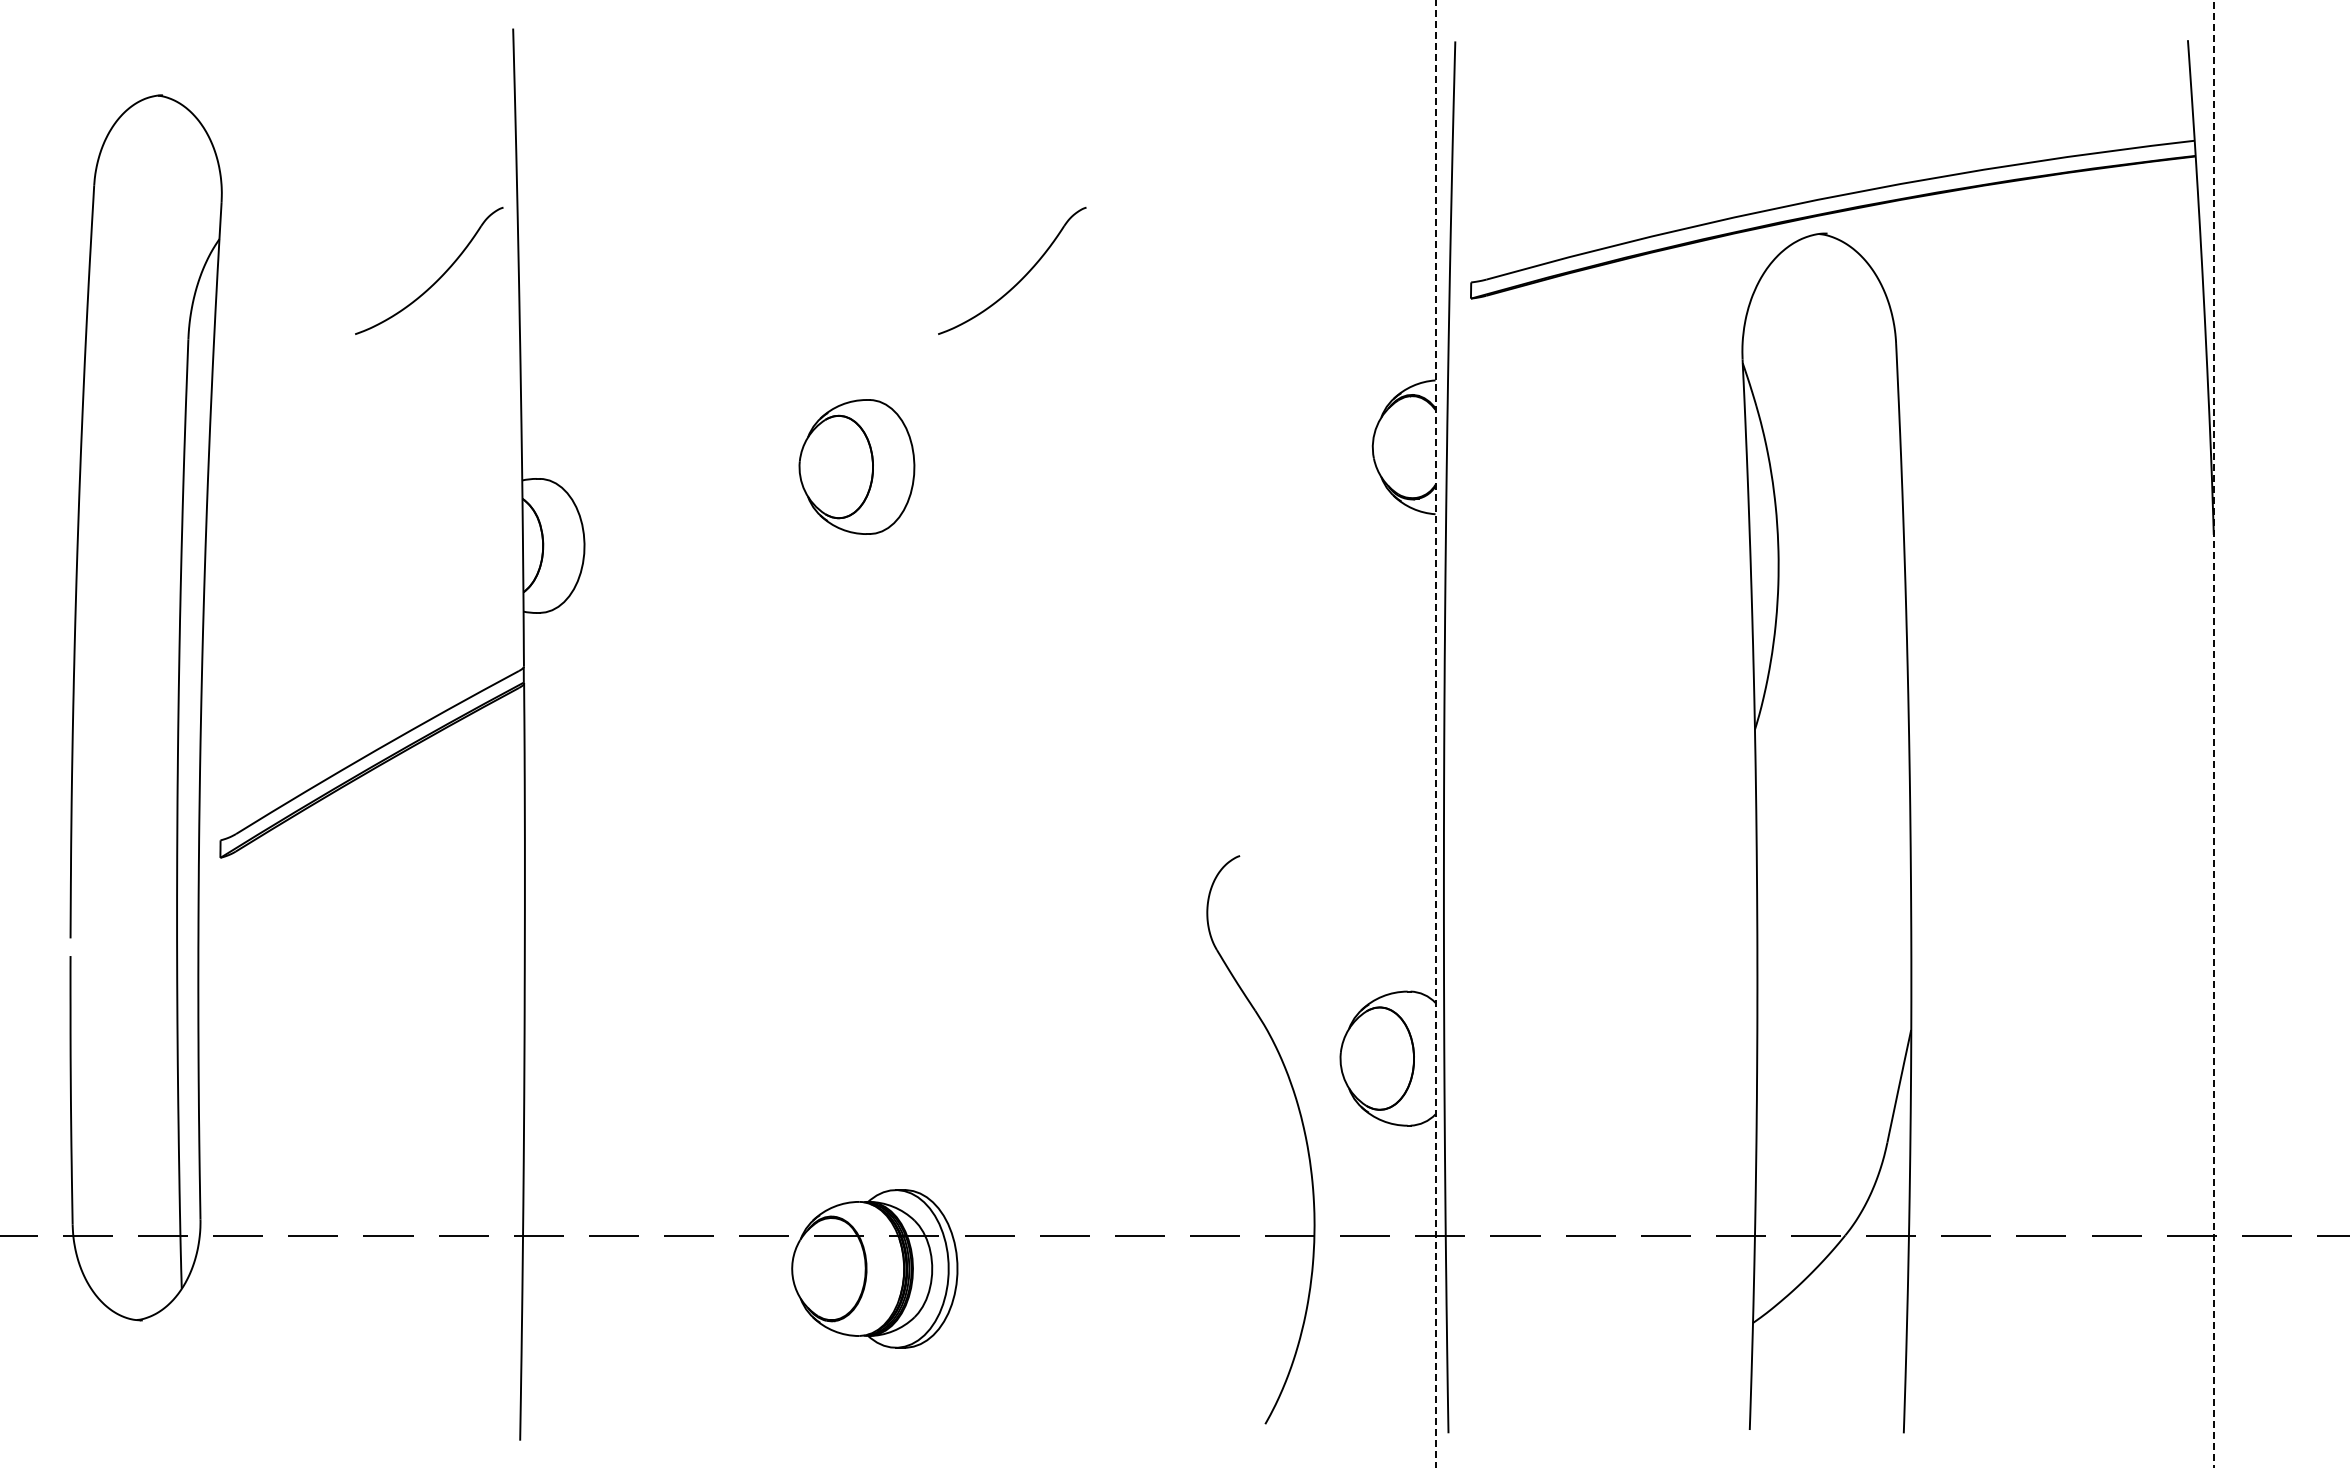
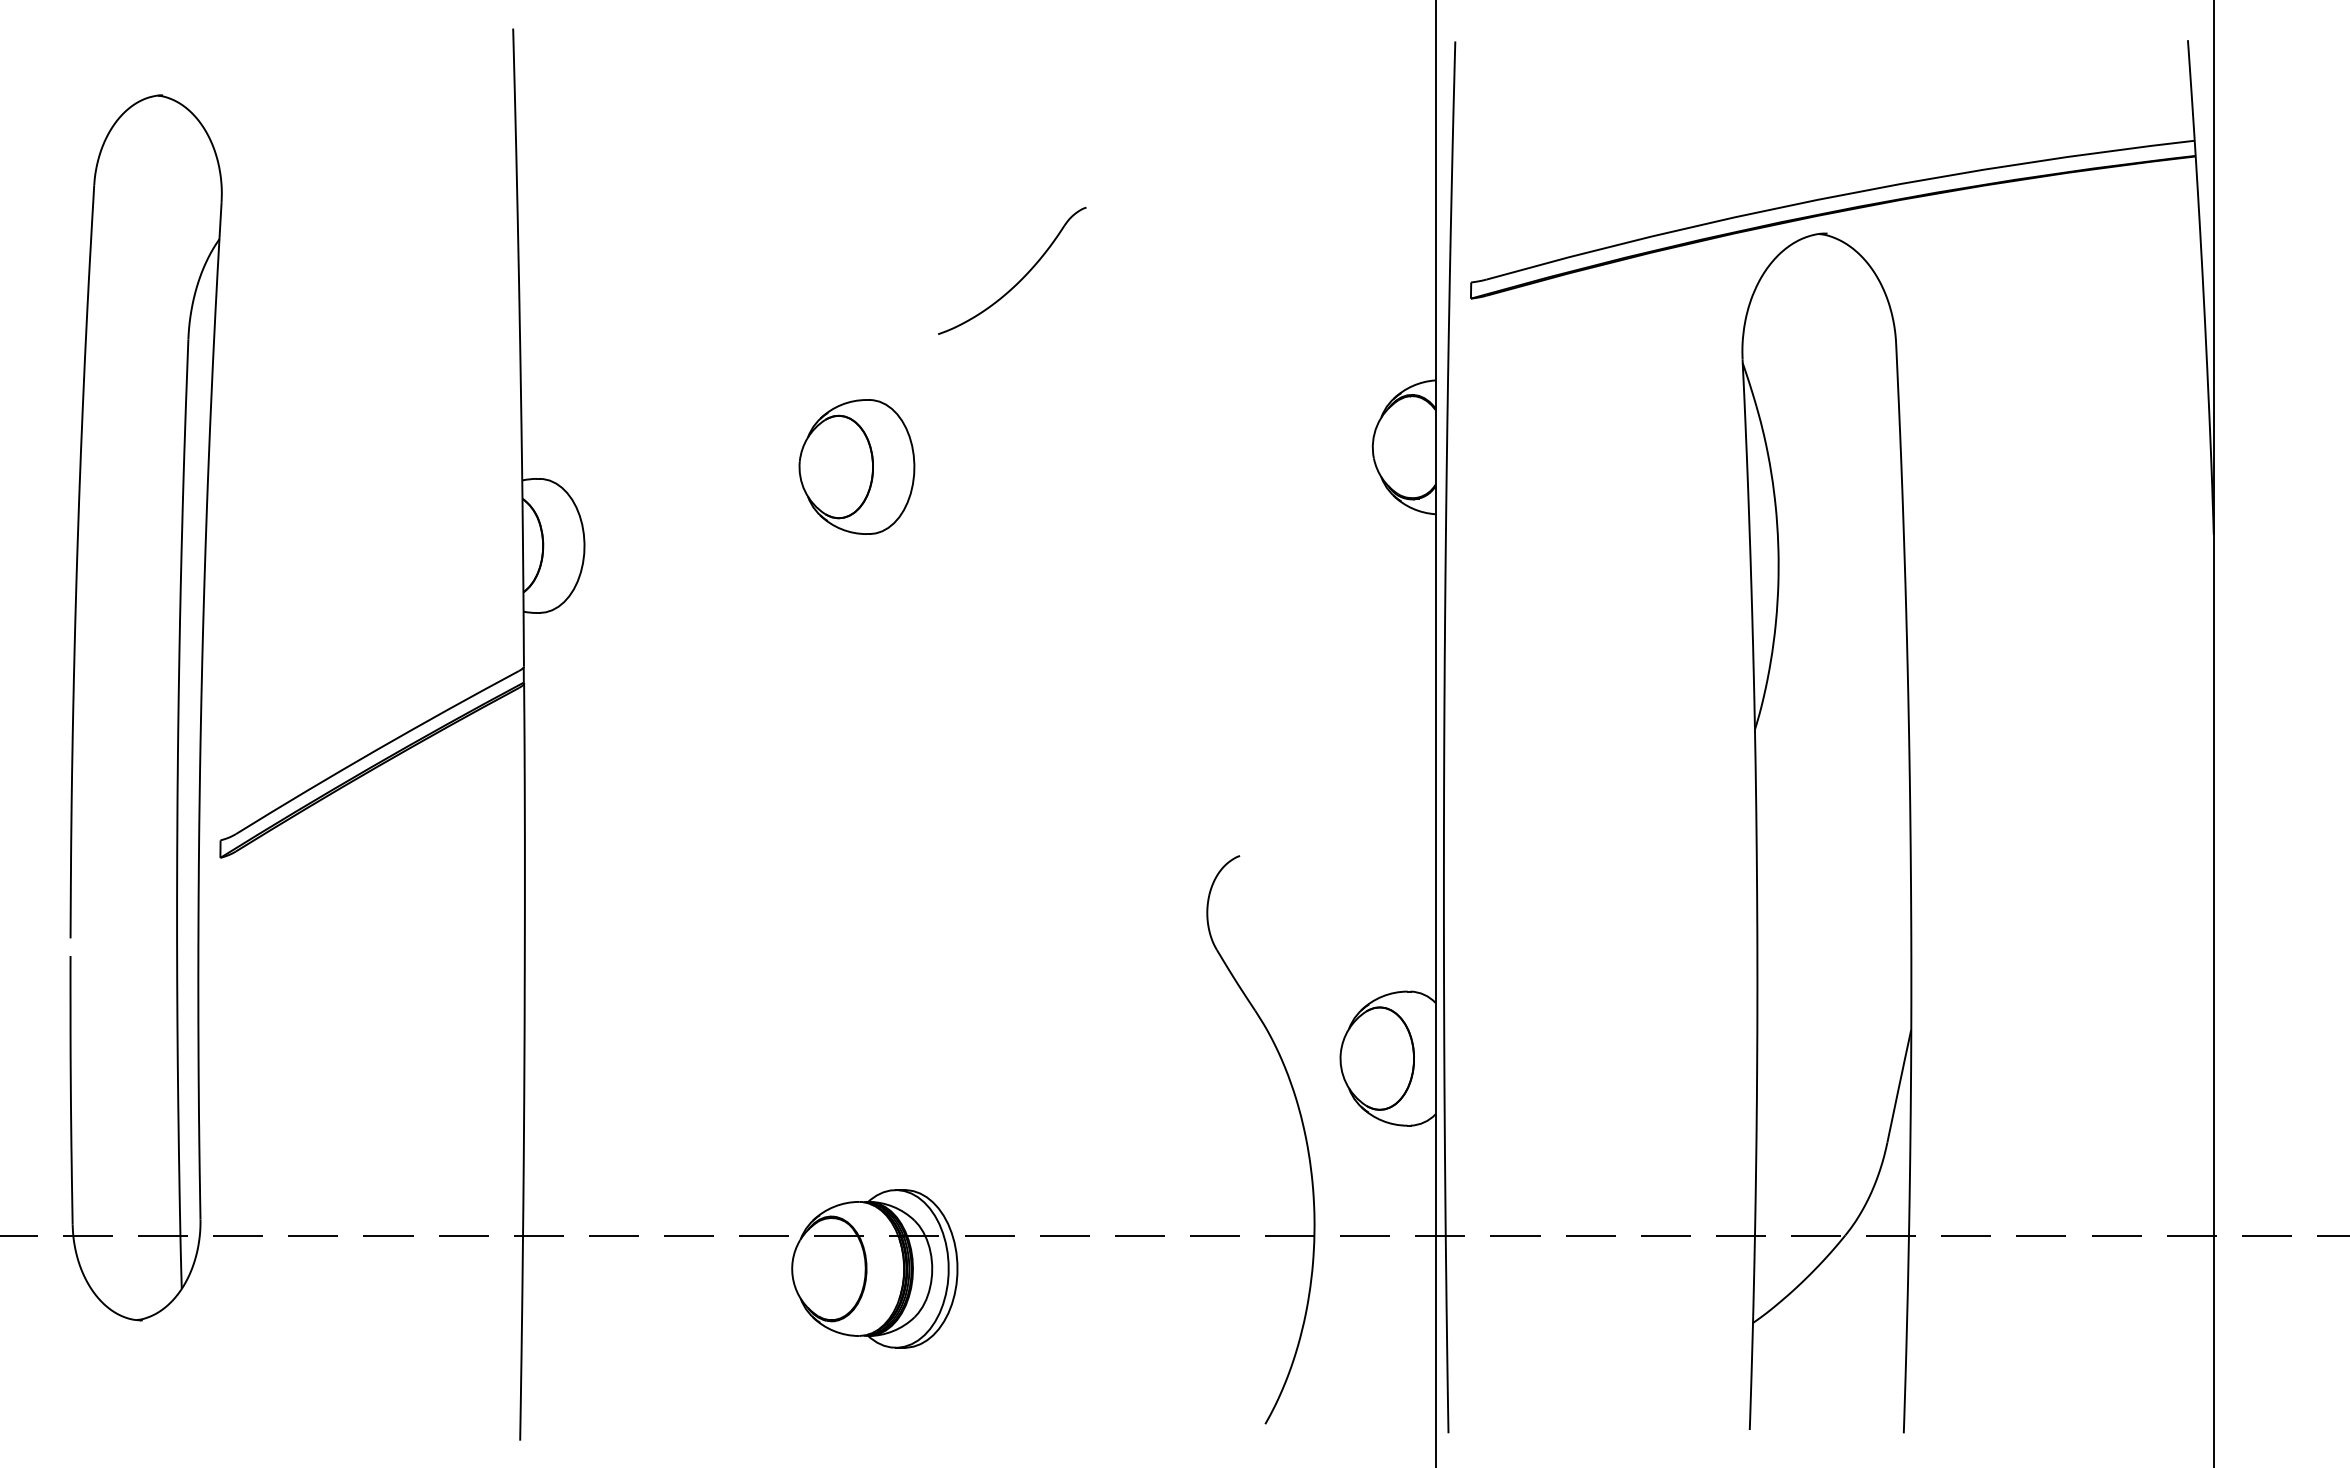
part: present -> none (438, 278)
line: dashed -> solid (2213, 733)
line: dashed -> solid (1435, 734)
